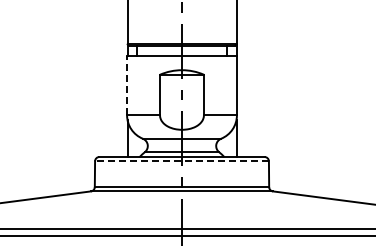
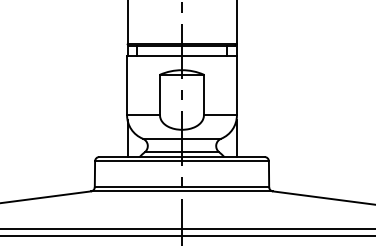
line: dashed -> solid (127, 85)
line: dashed -> solid (182, 161)
